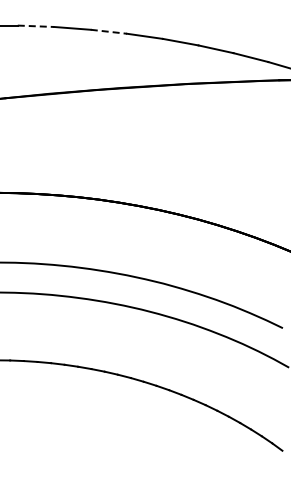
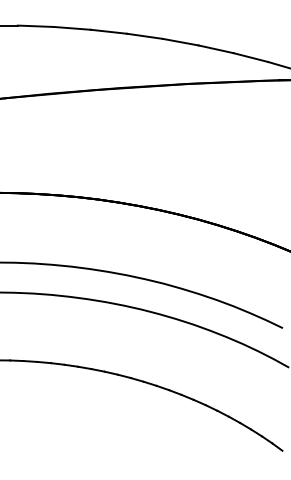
line: dashed -> solid (36, 26)
line: dashed -> solid (109, 31)
